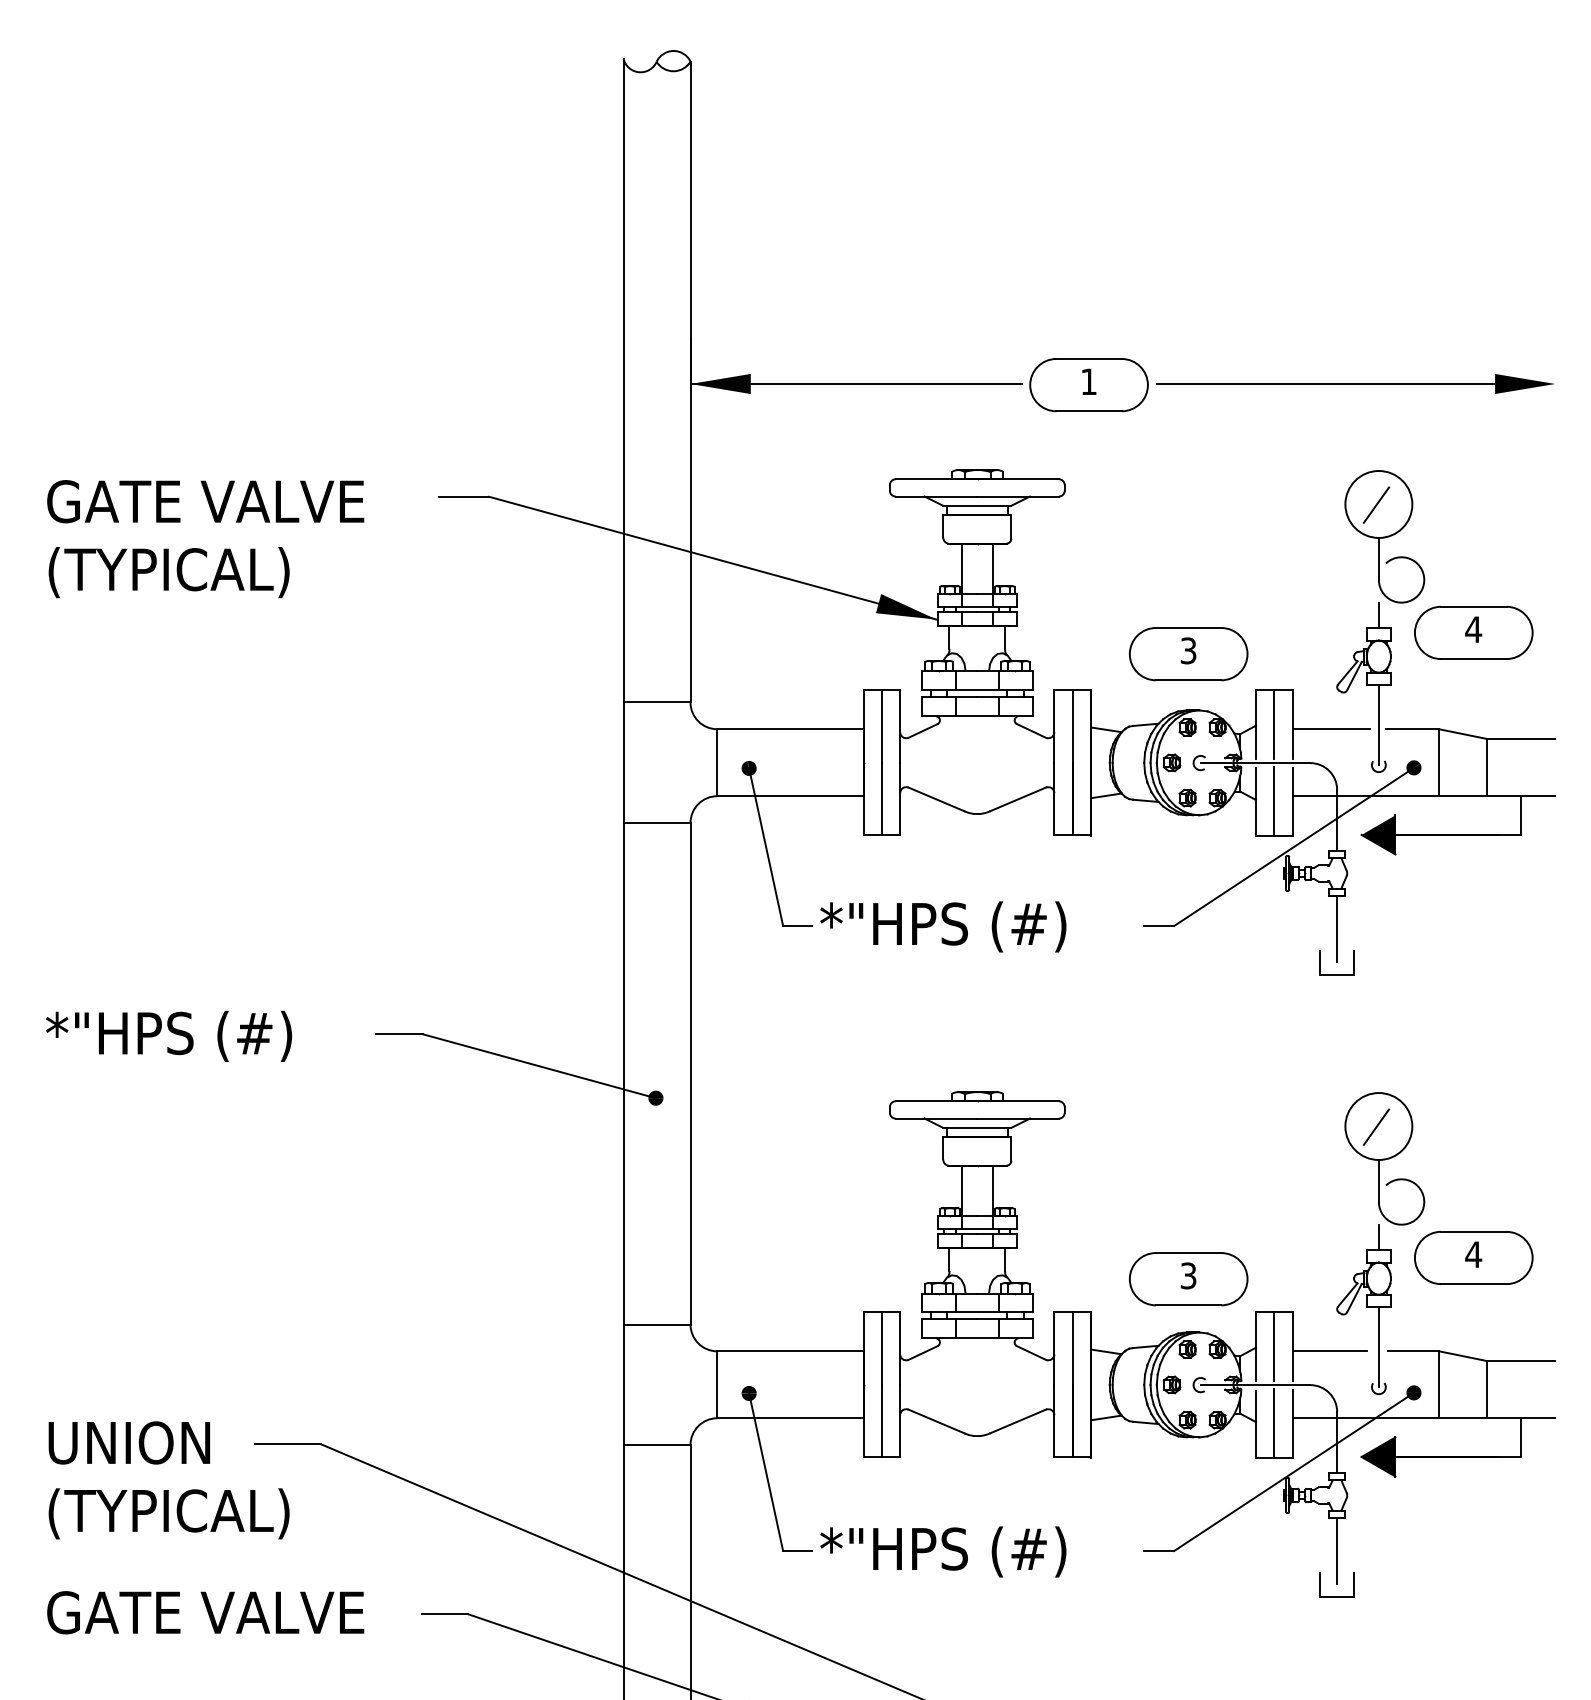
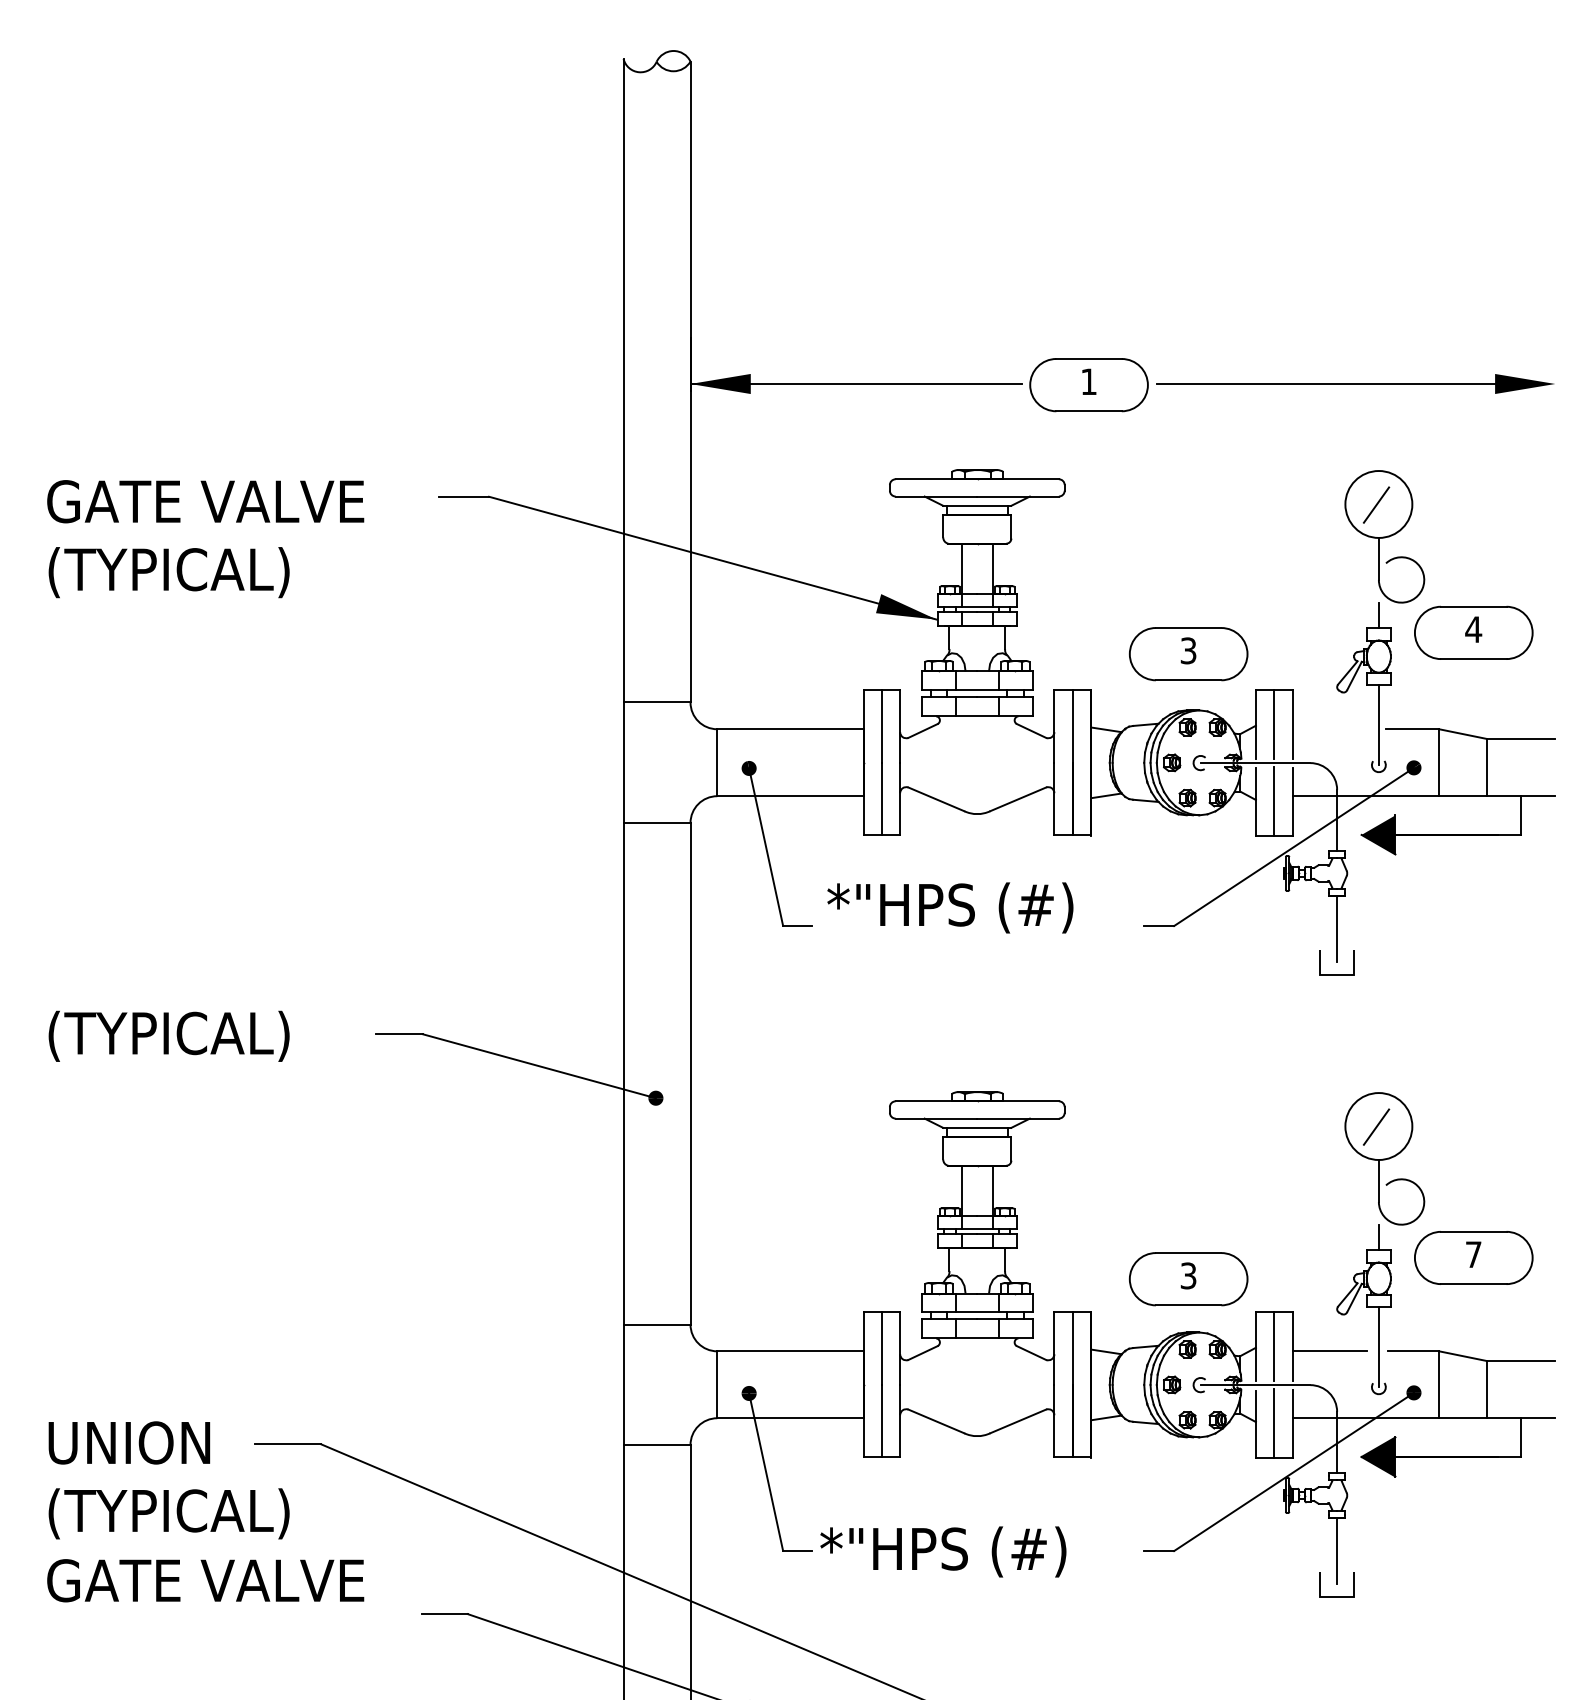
line: present -> none (1330, 729)
text position: (943, 926) -> (950, 907) (950, 907)
text: *"HPS (#) -> (TYPICAL) (169, 1035)
text: 4 -> 7 (1473, 1254)
text position: (205, 1612) -> (205, 1580) (205, 1580)
